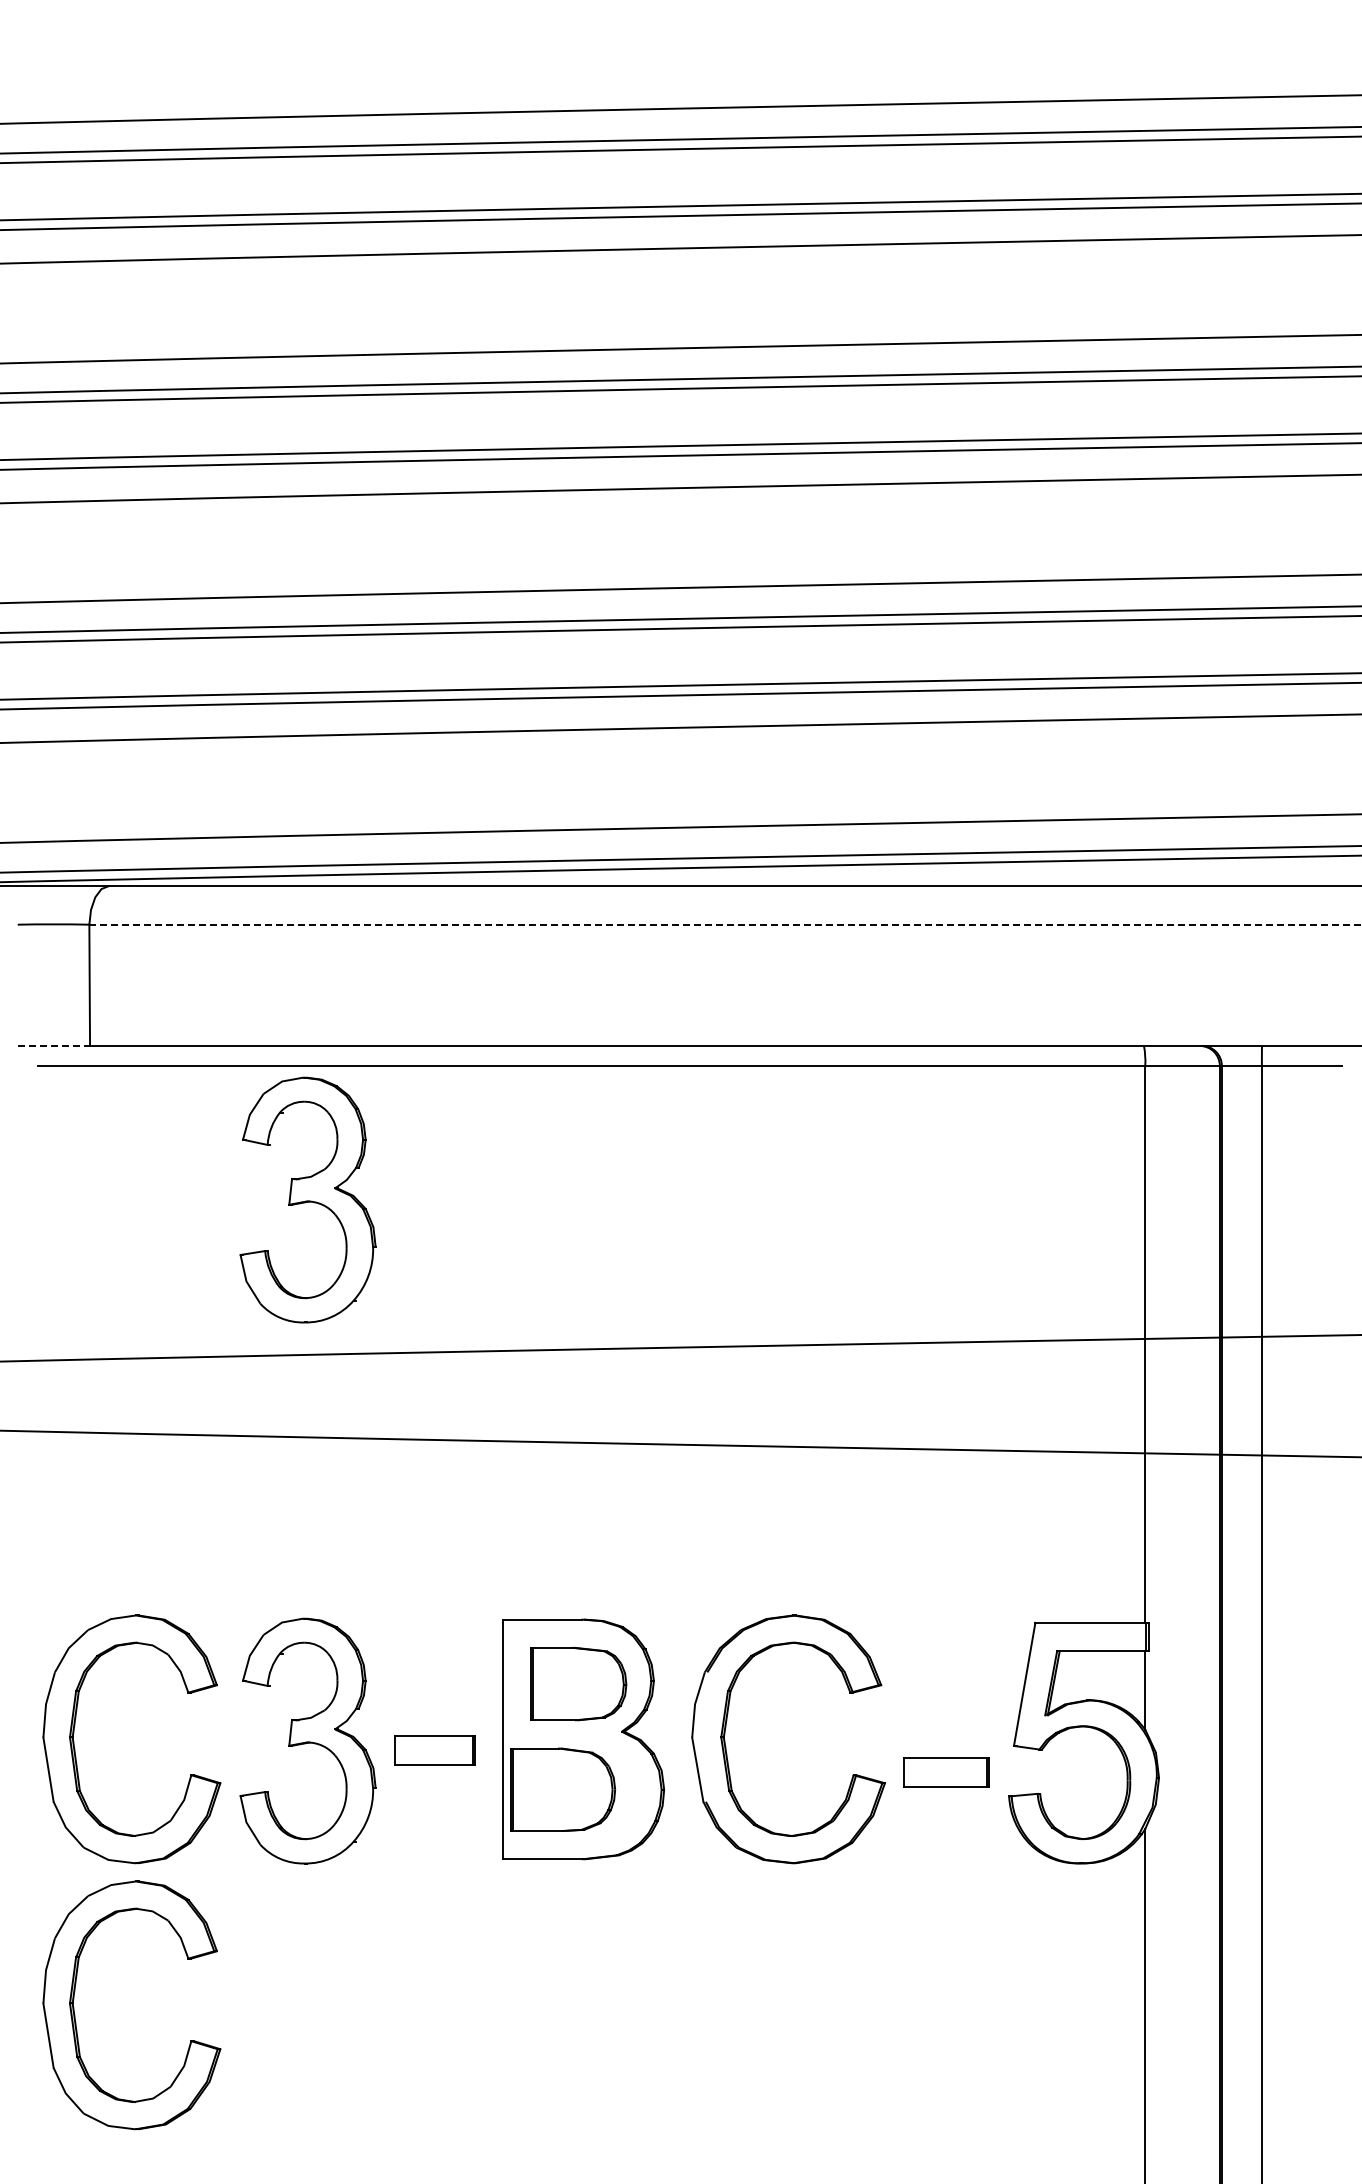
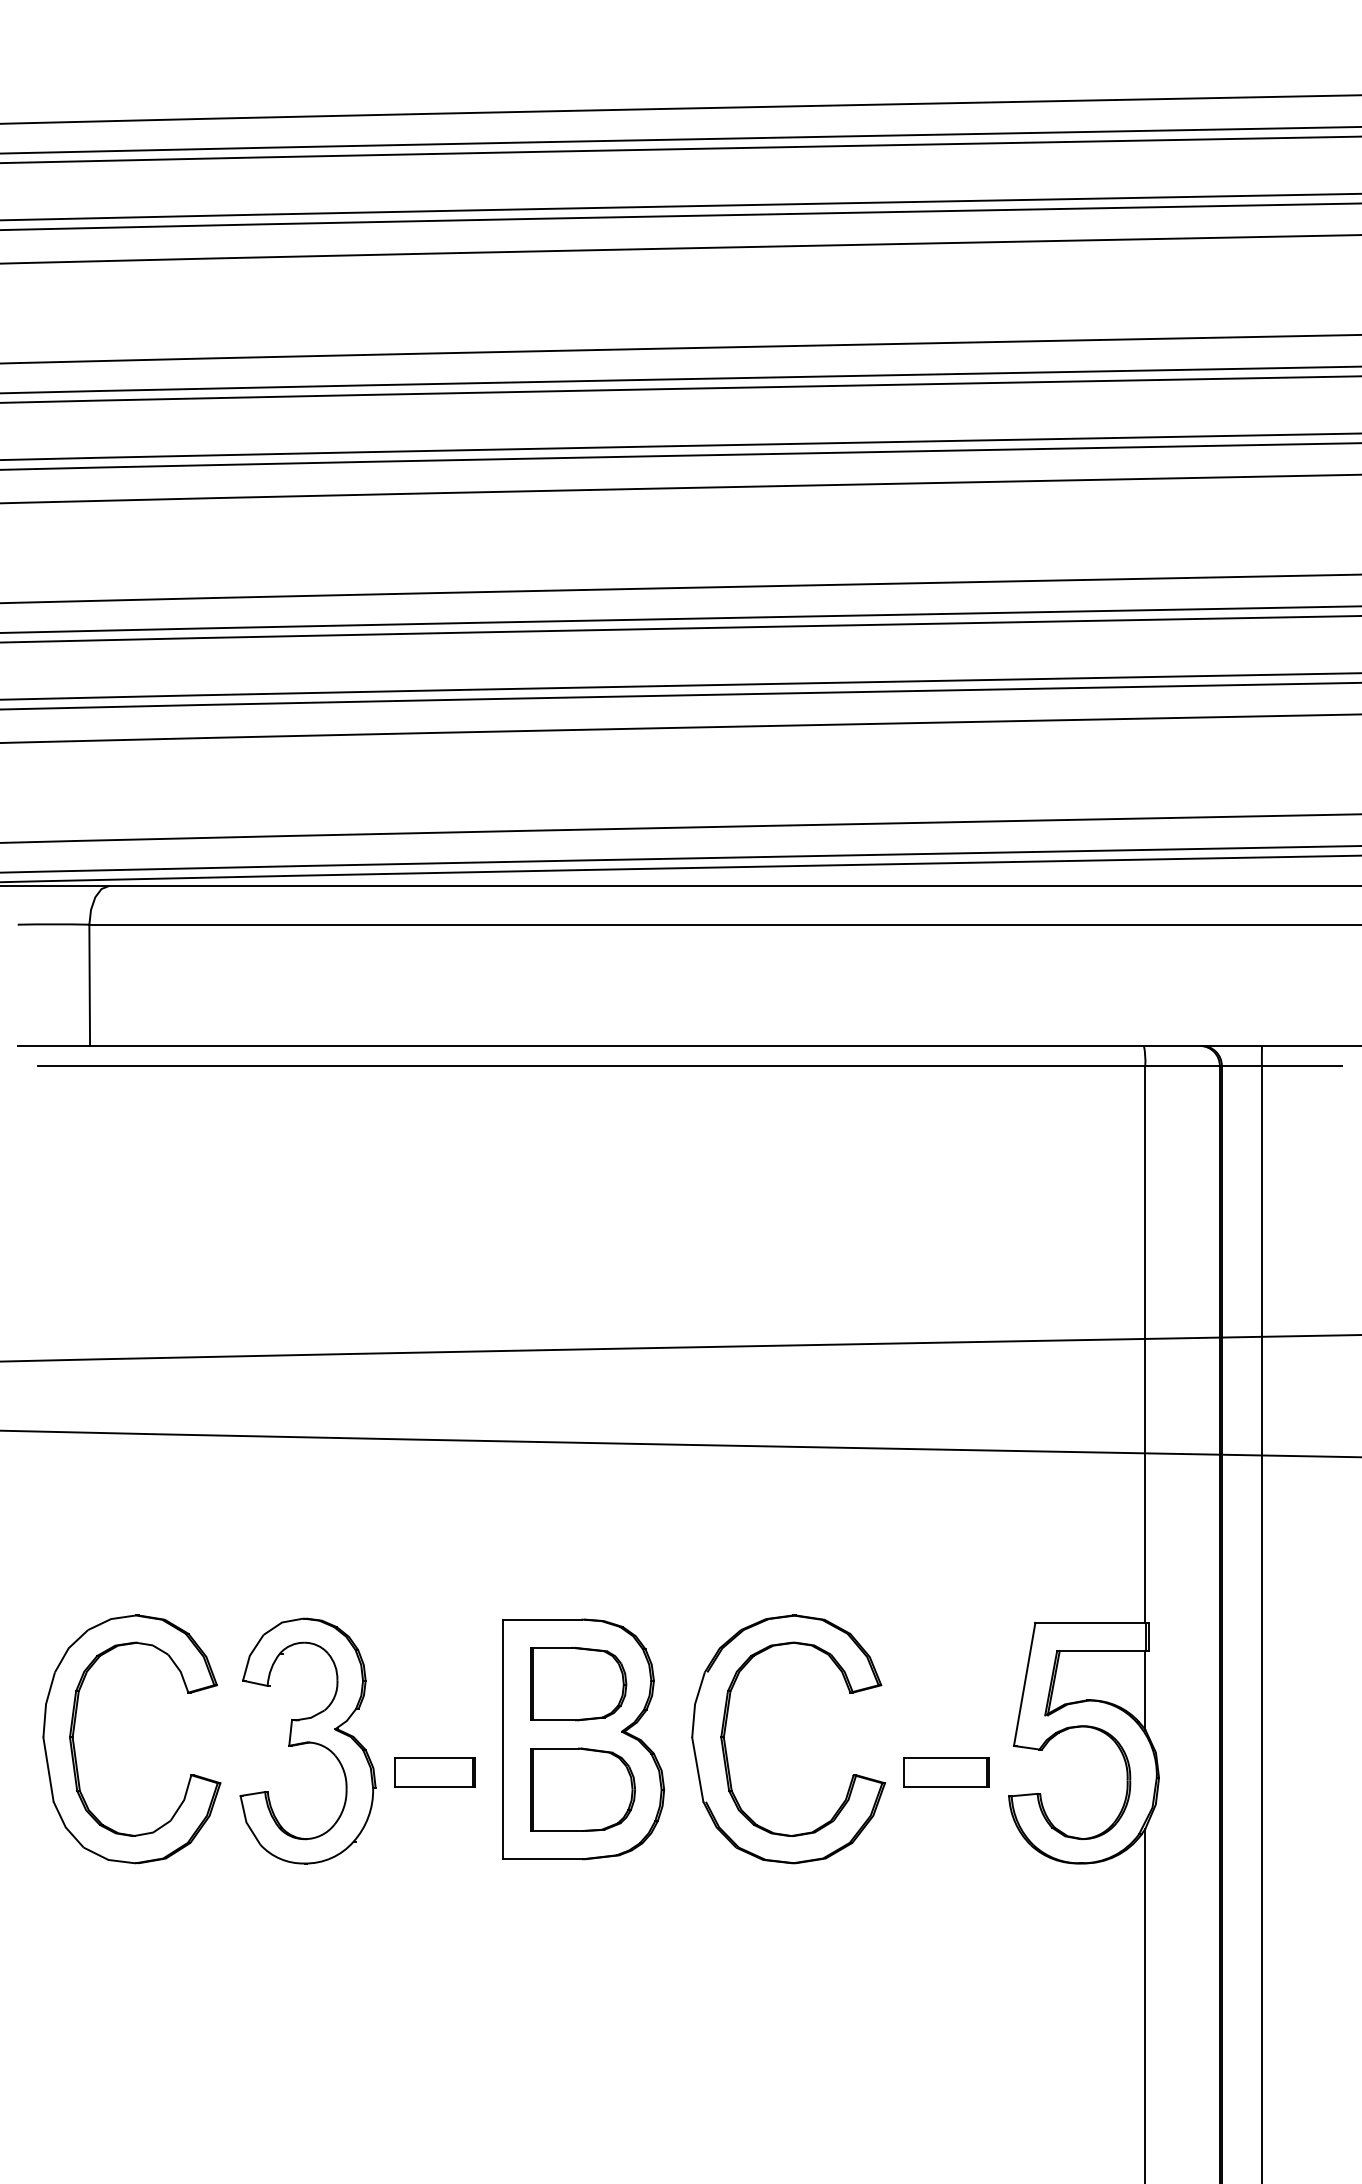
line: dashed -> solid (725, 924)
line: dashed -> solid (54, 1045)
part: present -> none (307, 1199)
part position: (434, 1750) -> (434, 1772) (434, 1772)
part position: (562, 1789) -> (582, 1789) (582, 1789)
part: present -> none (75, 2014)
